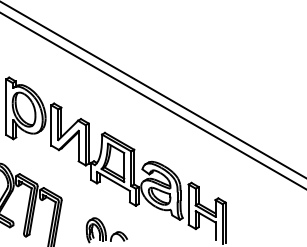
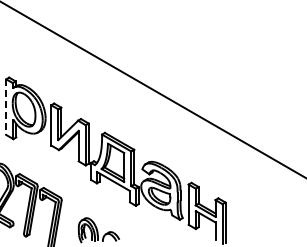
line: present -> none (152, 100)
line: solid -> dashed (6, 107)
part position: (106, 230) -> (98, 230) (98, 230)
